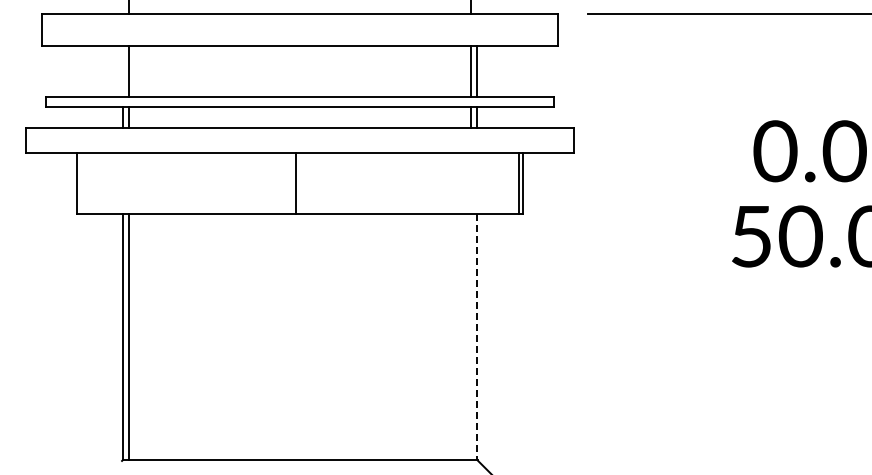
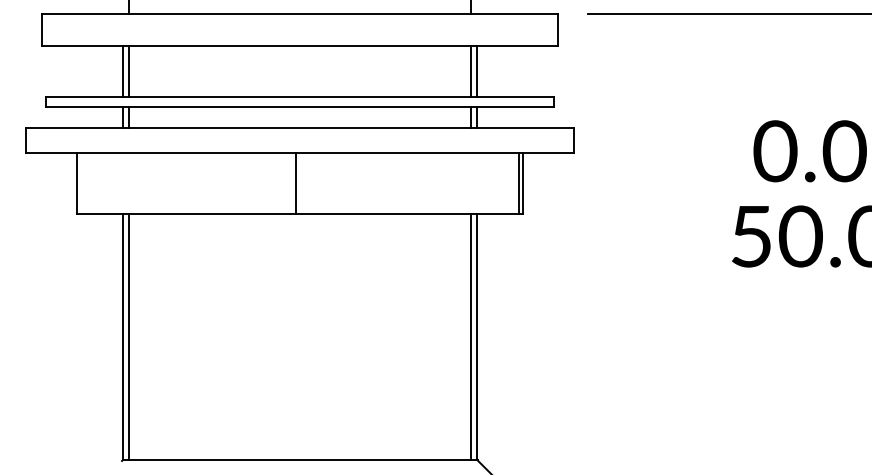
line: none -> present (122, 71)
line: none -> present (470, 336)
line: dashed -> solid (477, 337)
